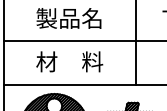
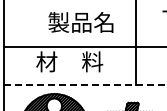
text position: (68, 18) -> (80, 22) (80, 22)
line position: (83, 40) -> (83, 46) (83, 46)
line: solid -> dashed (85, 84)
